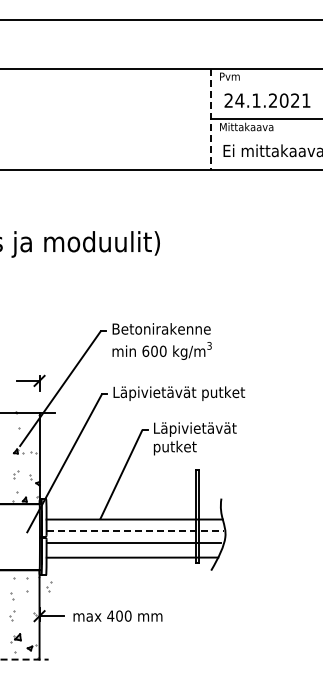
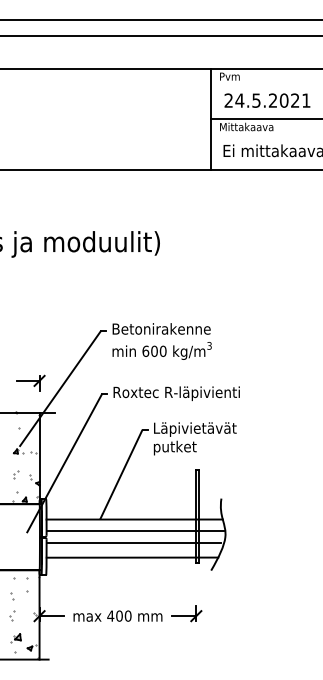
line: none -> present (160, 35)
text: 24.1.2021 -> 24.5.2021 (256, 100)
line: dashed -> solid (210, 119)
text: Läpivietävät putket -> Roxtec R-läpivienti (180, 393)
line: dashed -> solid (135, 531)
part: present -> none (49, 586)
part: none -> present (186, 613)
line: dashed -> solid (25, 659)
